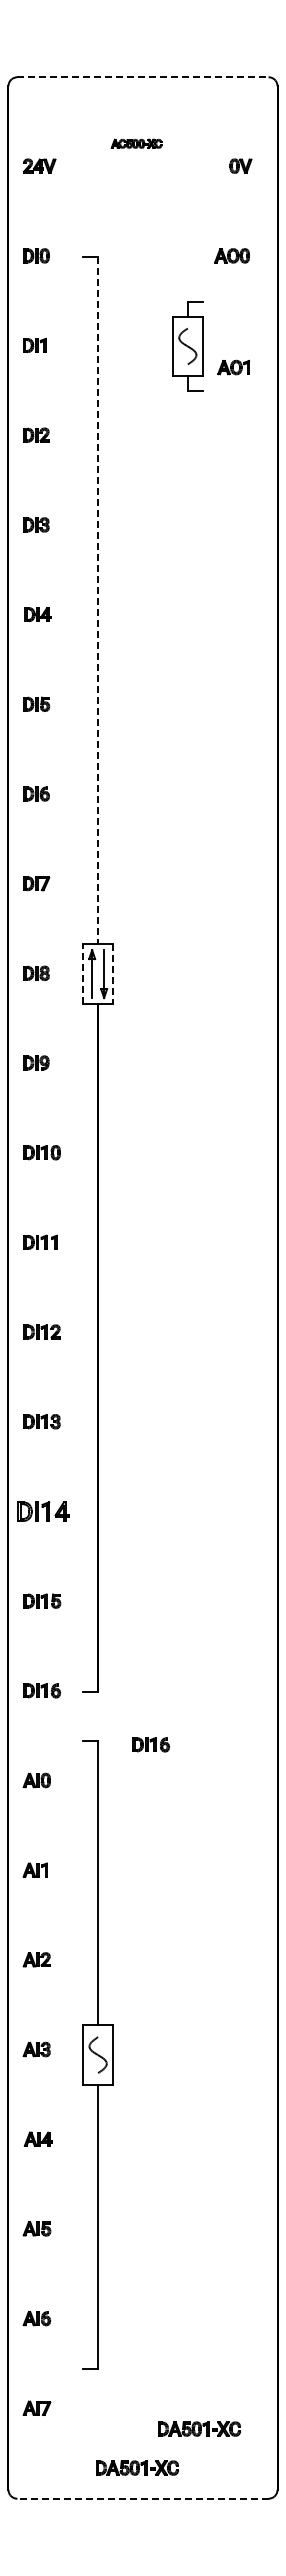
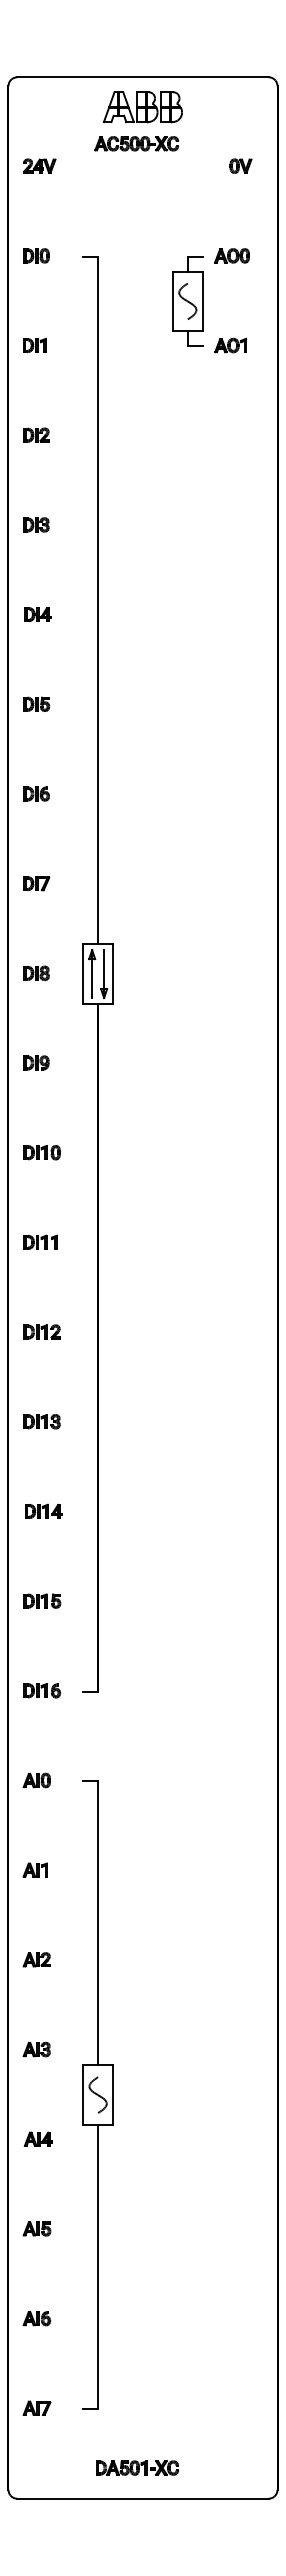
line: dashed -> solid (142, 77)
part: none -> present (142, 107)
part size: 53x11 px -> 85x16 px (136, 143)
part position: (187, 346) -> (187, 301) (187, 301)
part position: (233, 367) -> (230, 345) (230, 345)
line: dashed -> solid (98, 600)
line: dashed -> solid (83, 974)
line: dashed -> solid (113, 974)
part size: 53x21 px -> 38x16 px (43, 1510)
part: present -> none (150, 1744)
part position: (97, 2054) -> (97, 2094) (97, 2094)
part: present -> none (199, 2428)
line: dashed -> solid (143, 2498)
